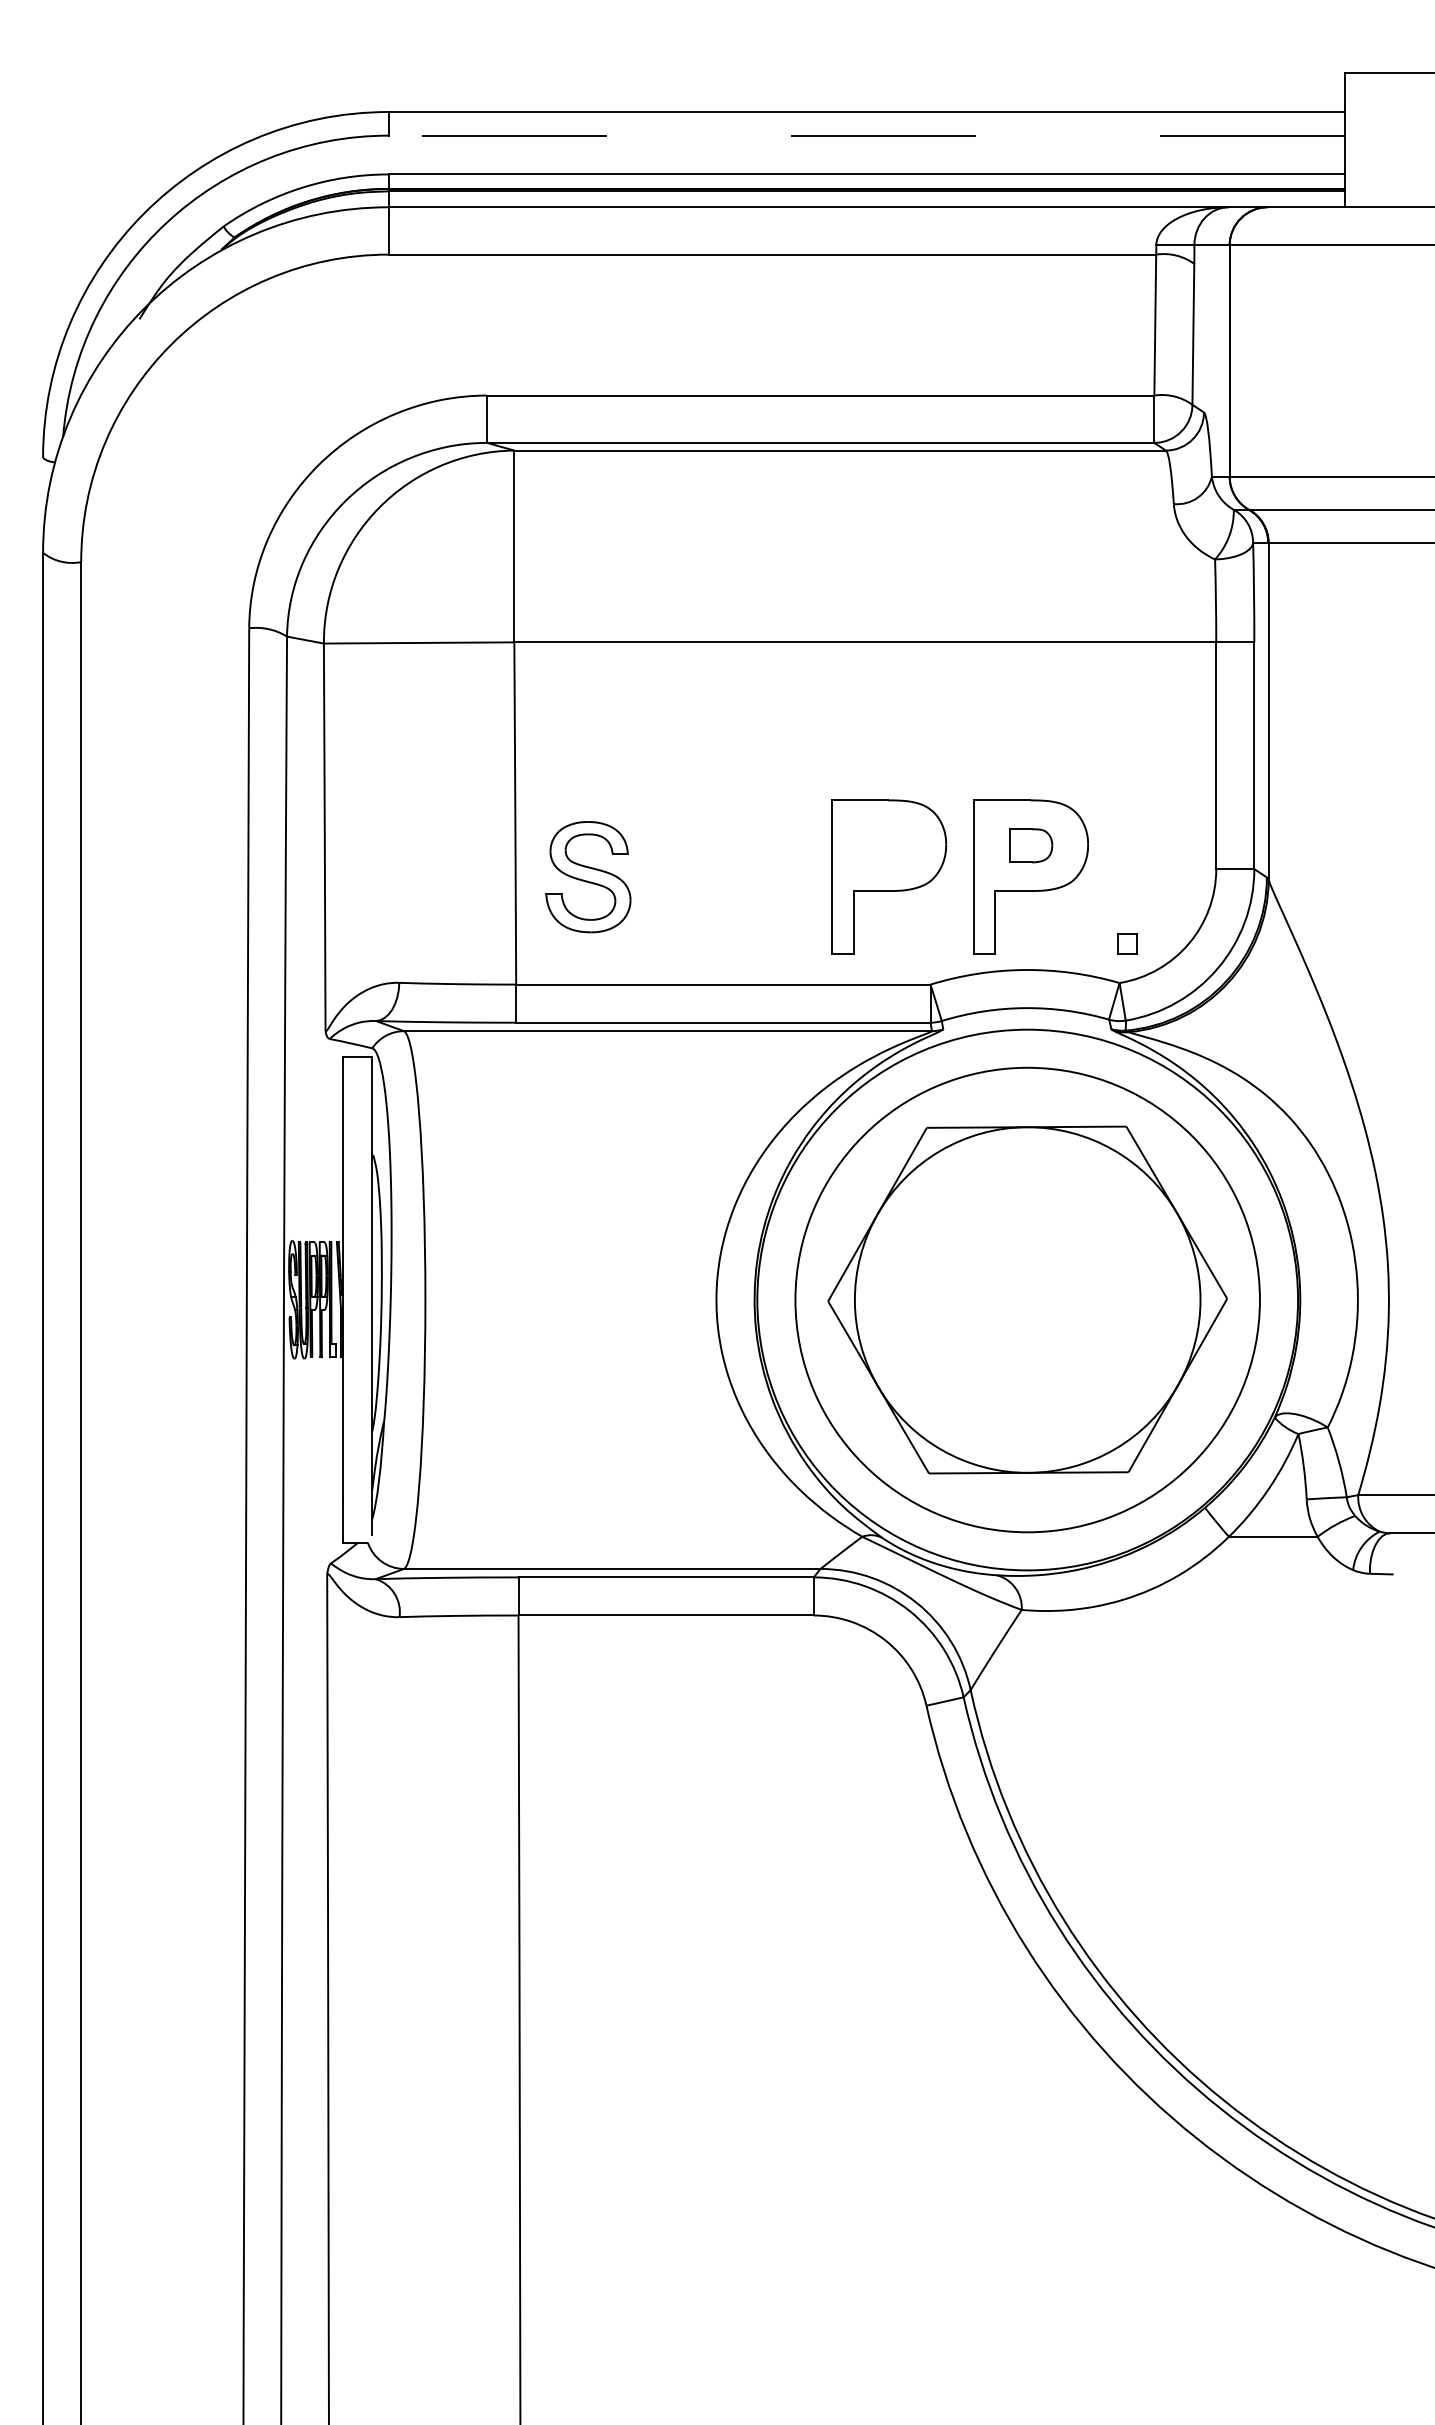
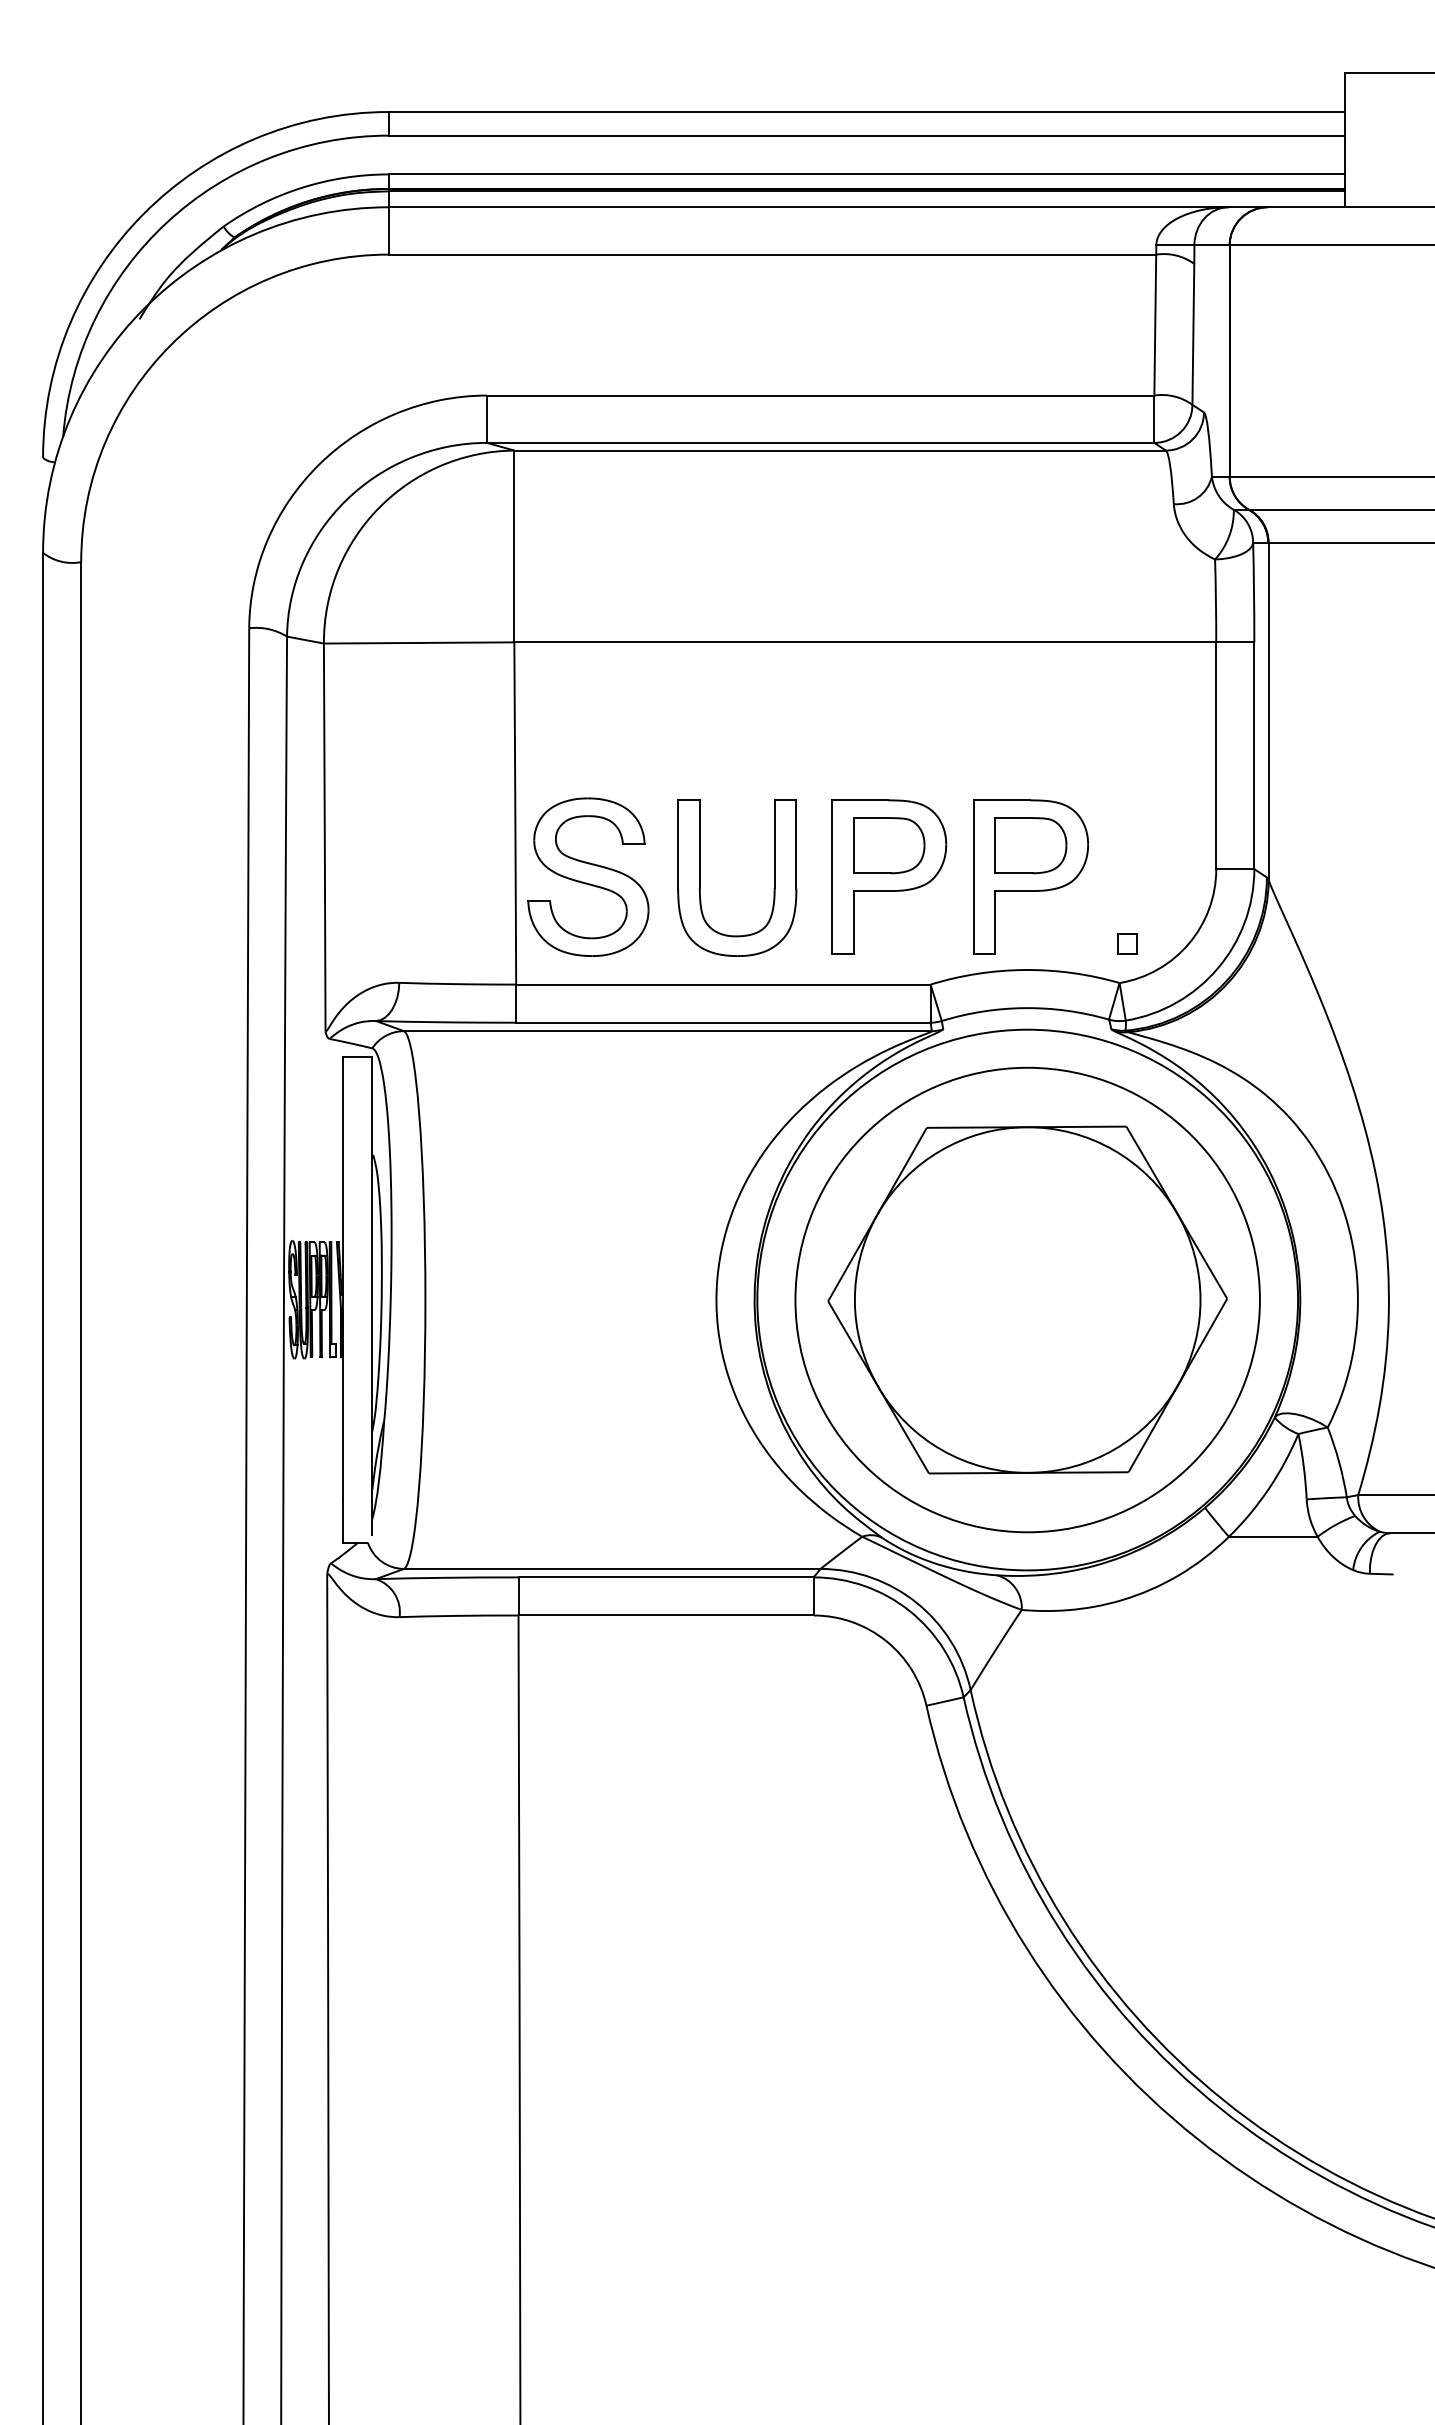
line: dashed -> solid (866, 135)
part: none -> present (889, 845)
part size: 45x36 px -> 74x58 px (1030, 845)
part size: 87x113 px -> 123x160 px (588, 876)
part: none -> present (700, 877)
